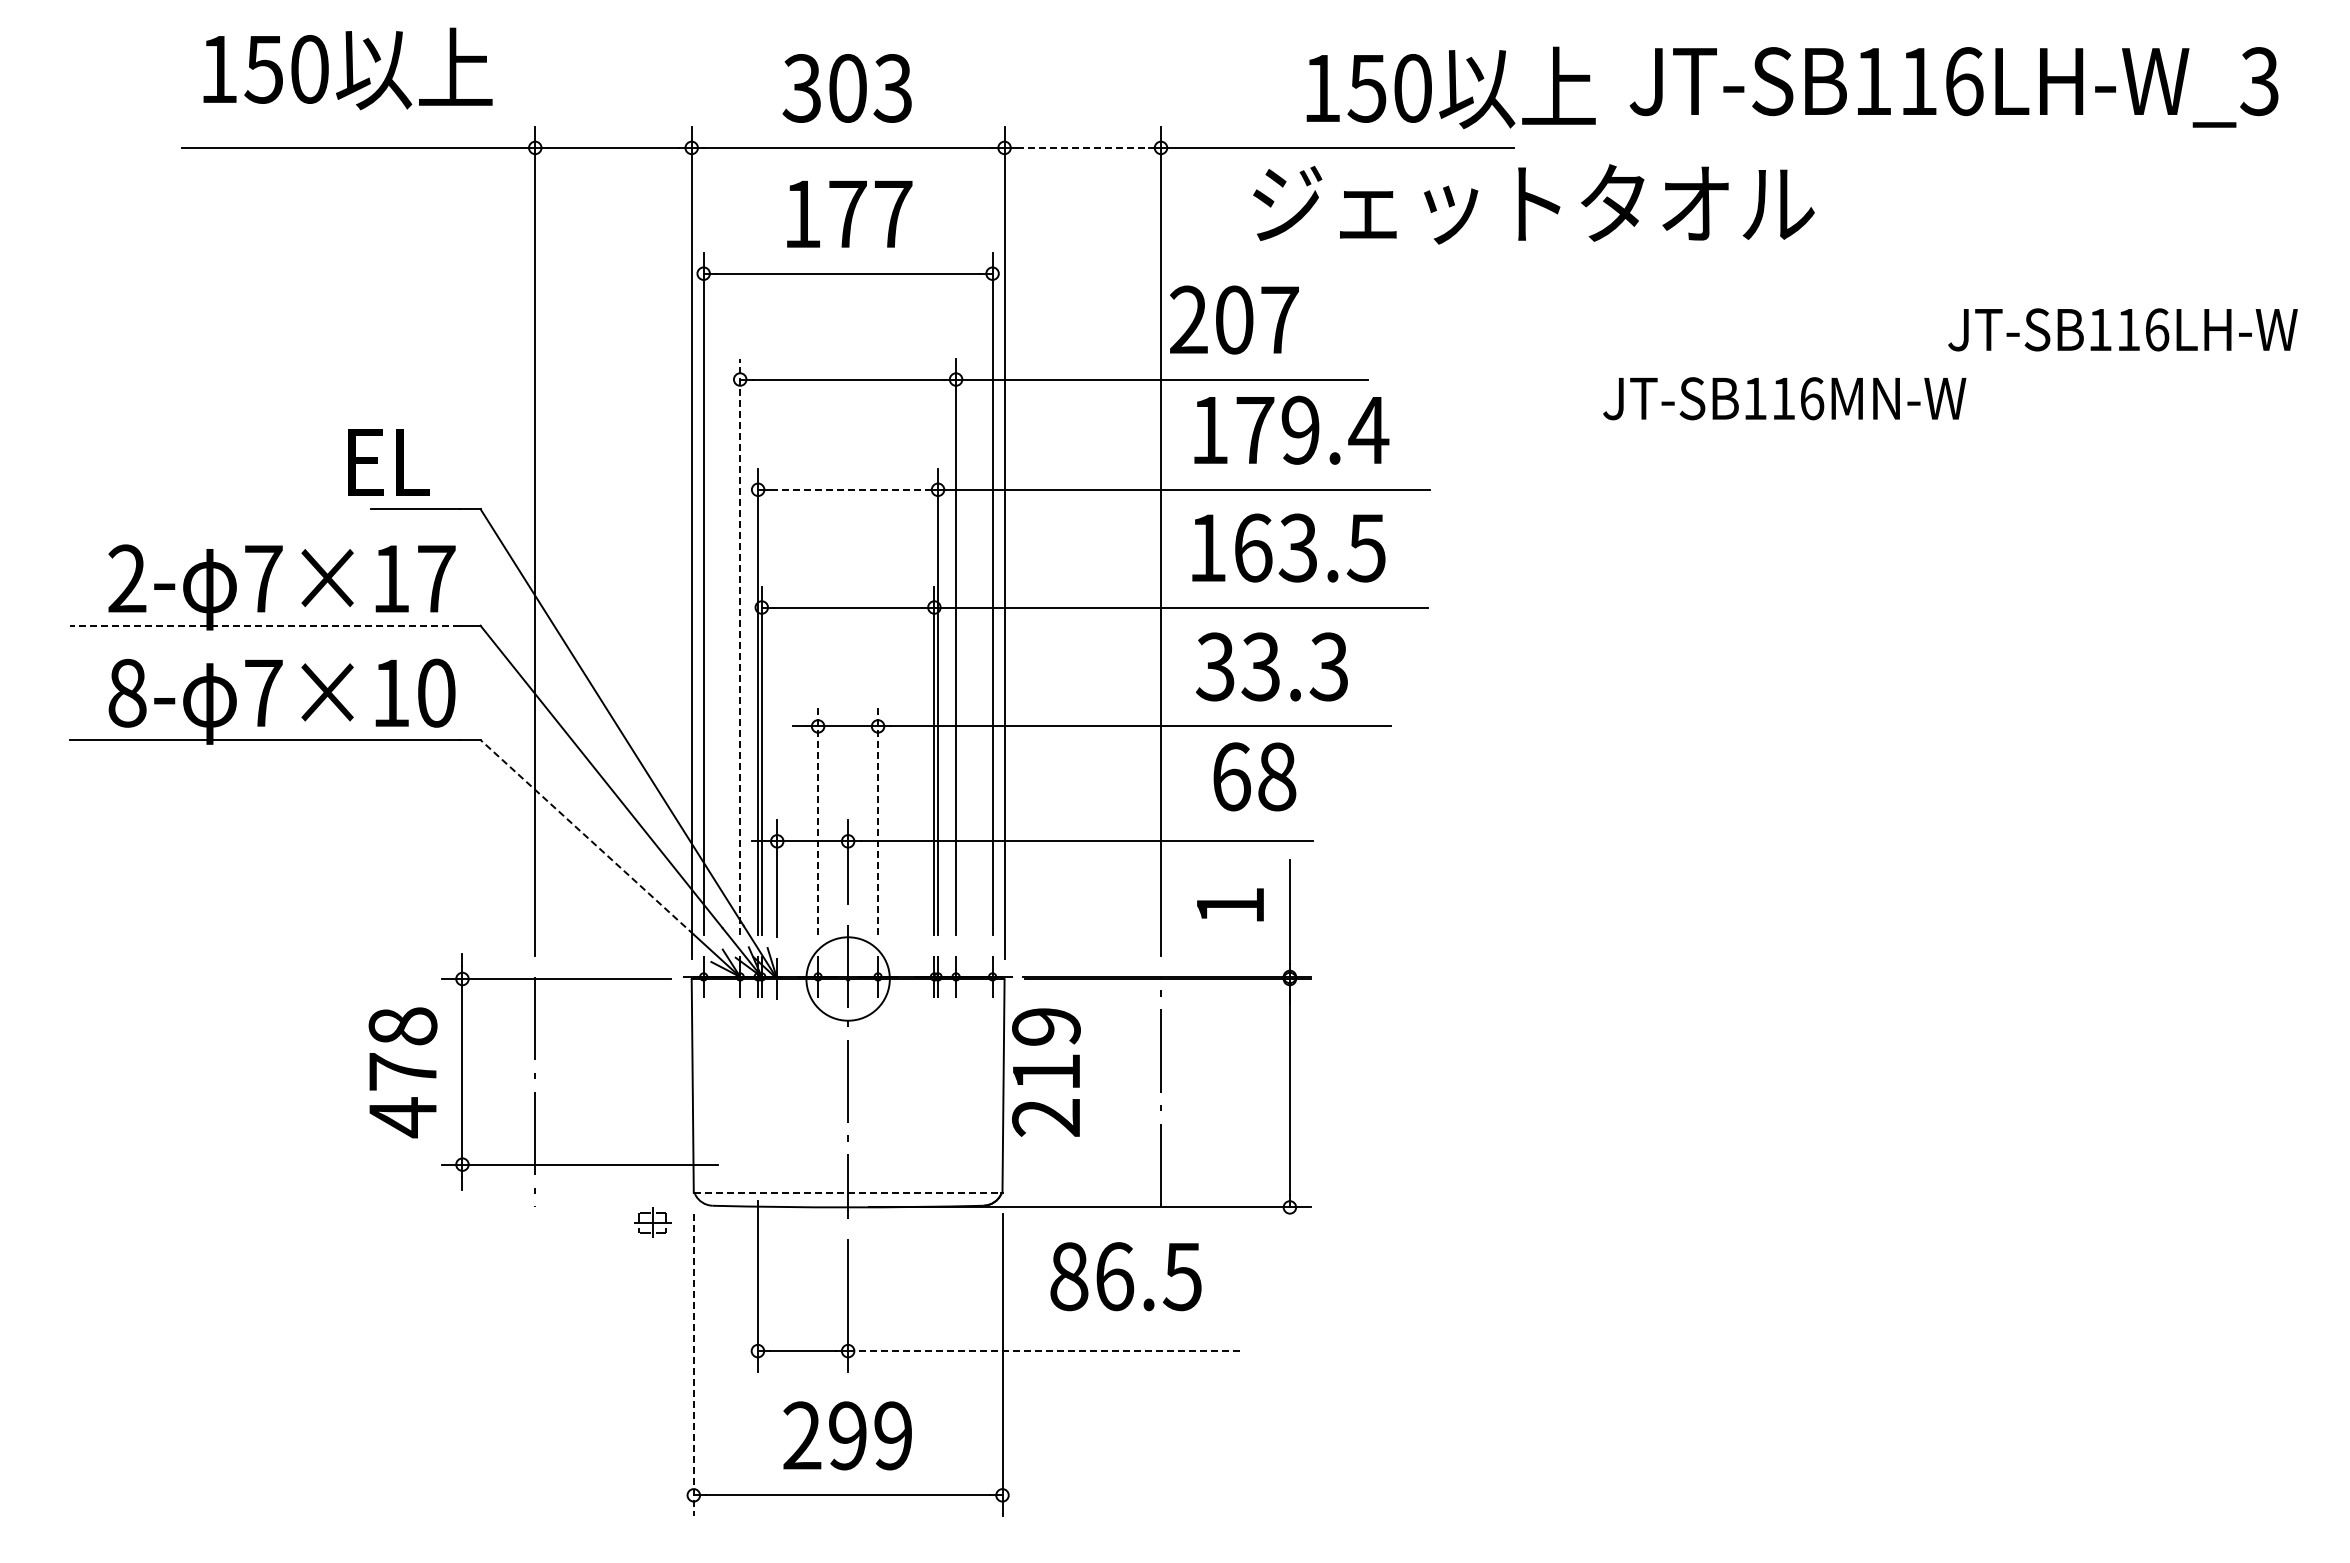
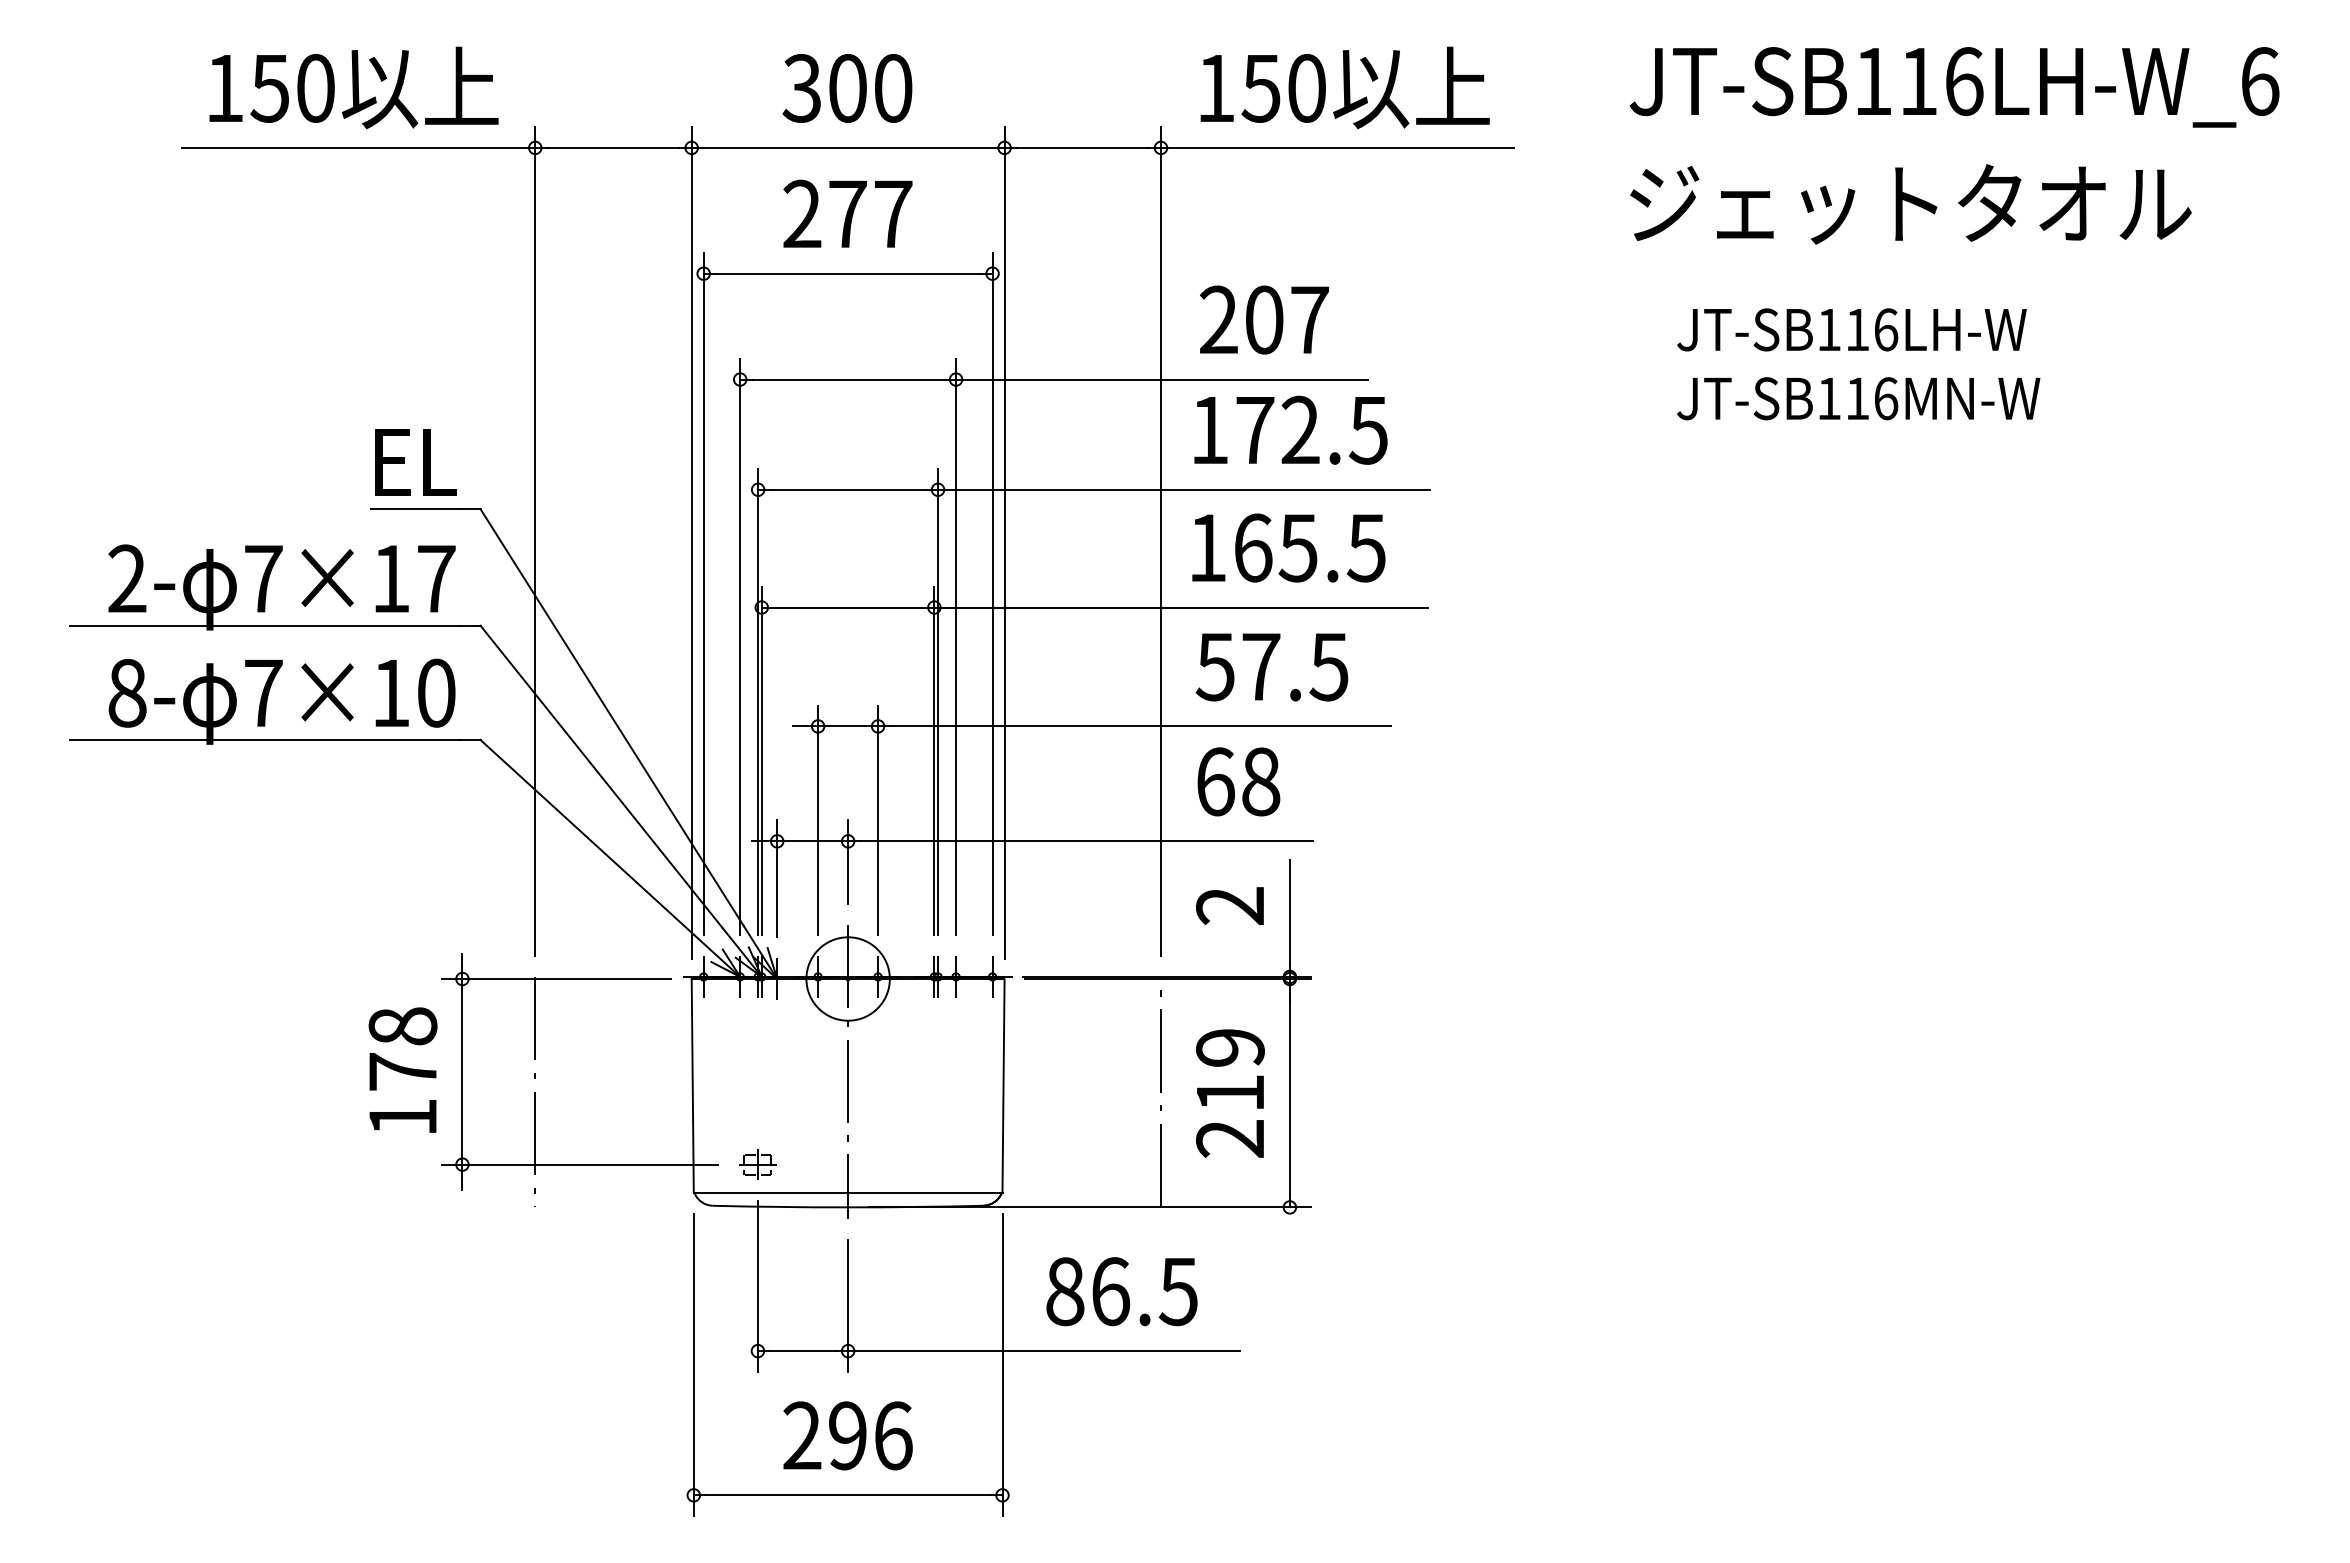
text position: (347, 68) -> (353, 87) (353, 87)
text: JT-SB116LH-W_3 -> JT-SB116LH-W_6 (2259, 81)
text position: (1450, 87) -> (1344, 87) (1344, 87)
text: 303 -> 300 (892, 88)
line: dashed -> solid (1082, 147)
text position: (1533, 204) -> (1910, 204) (1910, 204)
text: 177 -> 277 (802, 213)
text position: (1234, 319) -> (1264, 319) (1264, 319)
text position: (2122, 329) -> (1851, 329) (1851, 329)
text position: (1784, 398) -> (1858, 398) (1858, 398)
text: 179.4 -> 172.5 (1335, 430)
text position: (388, 462) -> (415, 462) (415, 462)
line: dashed -> solid (848, 489)
text: 163.5 -> 165.5 (1297, 547)
line: dashed -> solid (265, 625)
line: dashed -> solid (740, 646)
text: 33.3 -> 57.5 (1271, 666)
text position: (1254, 776) -> (1238, 781) (1238, 781)
line: dashed -> solid (818, 820)
line: dashed -> solid (878, 820)
line: dashed -> solid (587, 837)
text: 1 -> 2 (1229, 905)
text position: (1046, 1072) -> (1230, 1093) (1230, 1093)
text: 478 -> 178 (402, 1117)
line: dashed -> solid (848, 1192)
part position: (652, 1222) -> (757, 1164) (757, 1164)
text position: (1125, 1276) -> (1121, 1291) (1121, 1291)
line: dashed -> solid (1044, 1351)
line: dashed -> solid (693, 1365)
text: 299 -> 296 (893, 1435)
